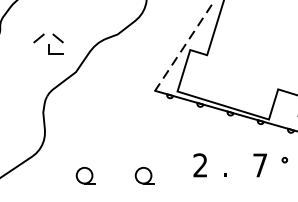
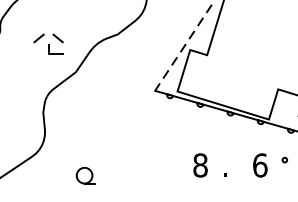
text: 2 -> 8 (200, 165)
text: 7 -> 6 (260, 165)
part: present -> none (144, 175)
